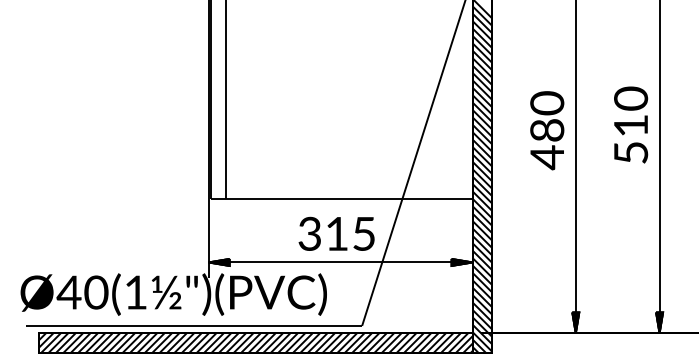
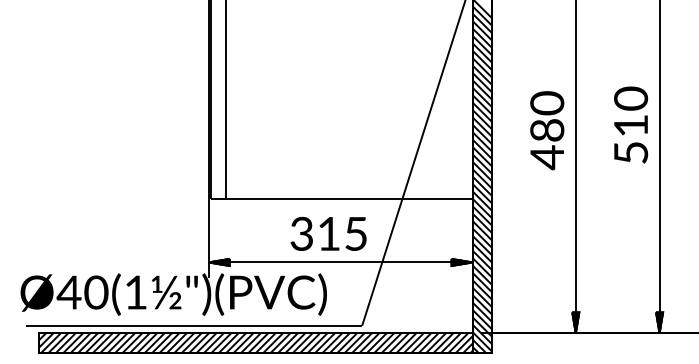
text position: (336, 233) -> (328, 233) (328, 233)
